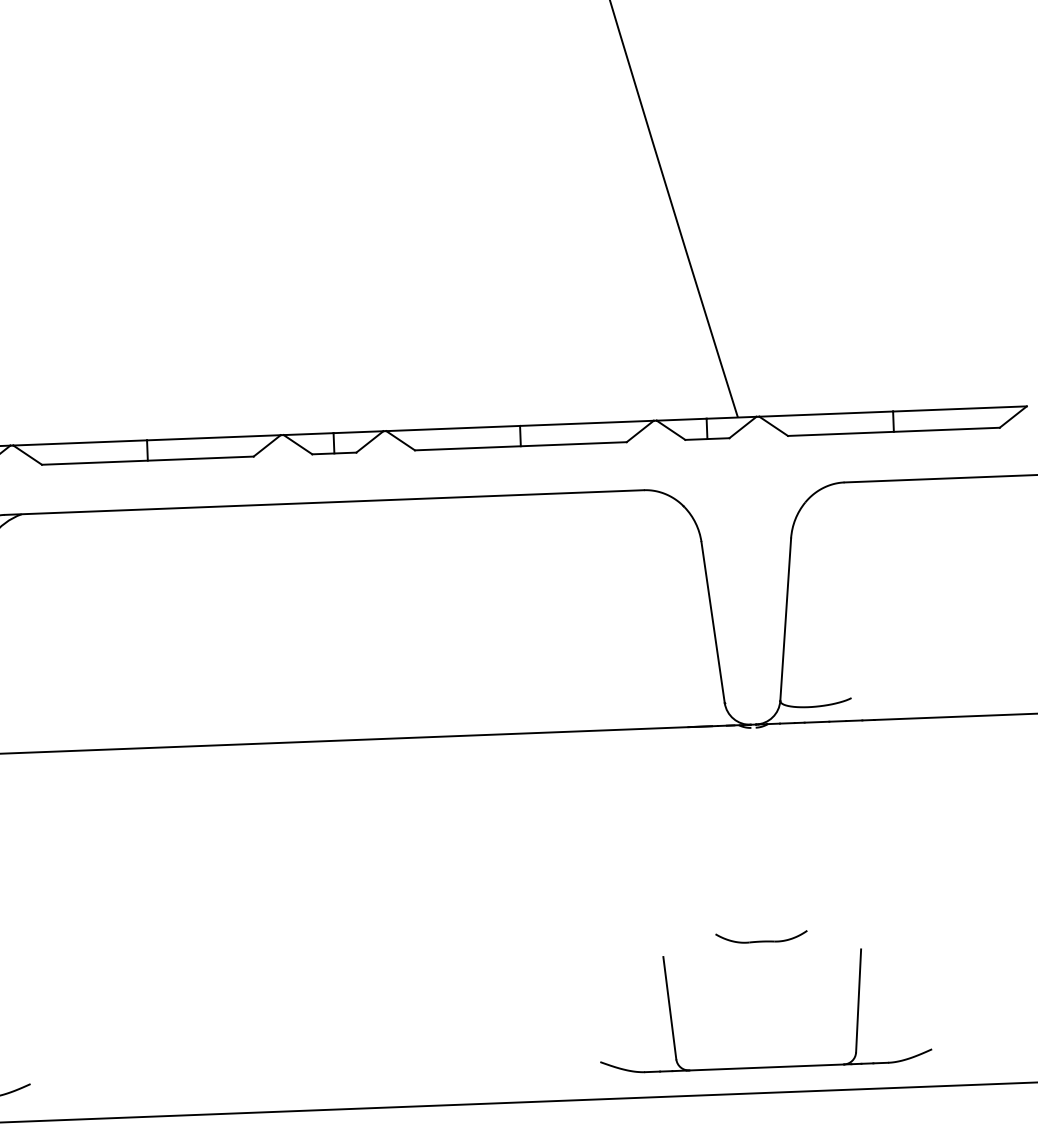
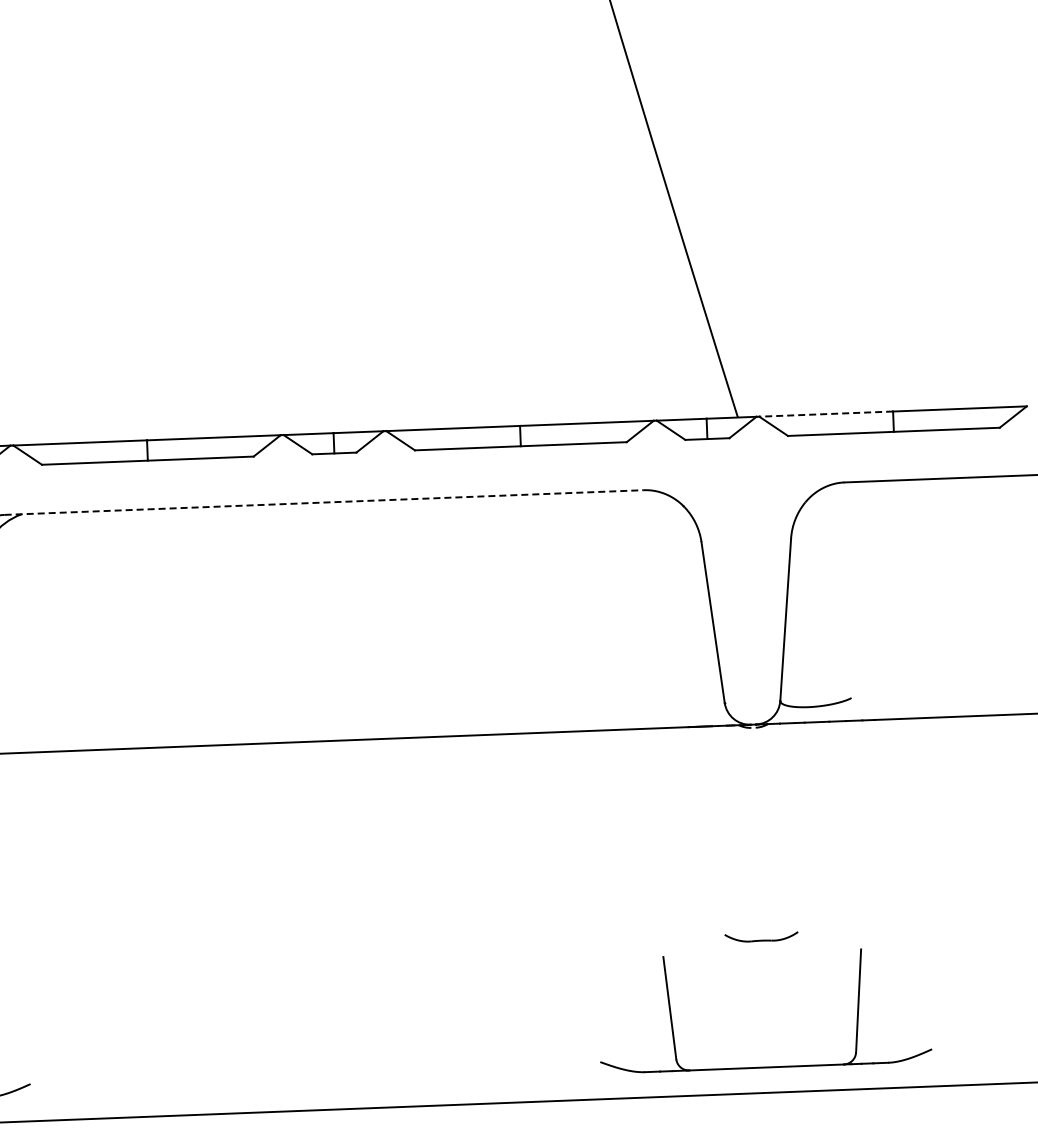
line: solid -> dashed (826, 414)
line: solid -> dashed (324, 502)
part size: 93x14 px -> 75x12 px (761, 936)
